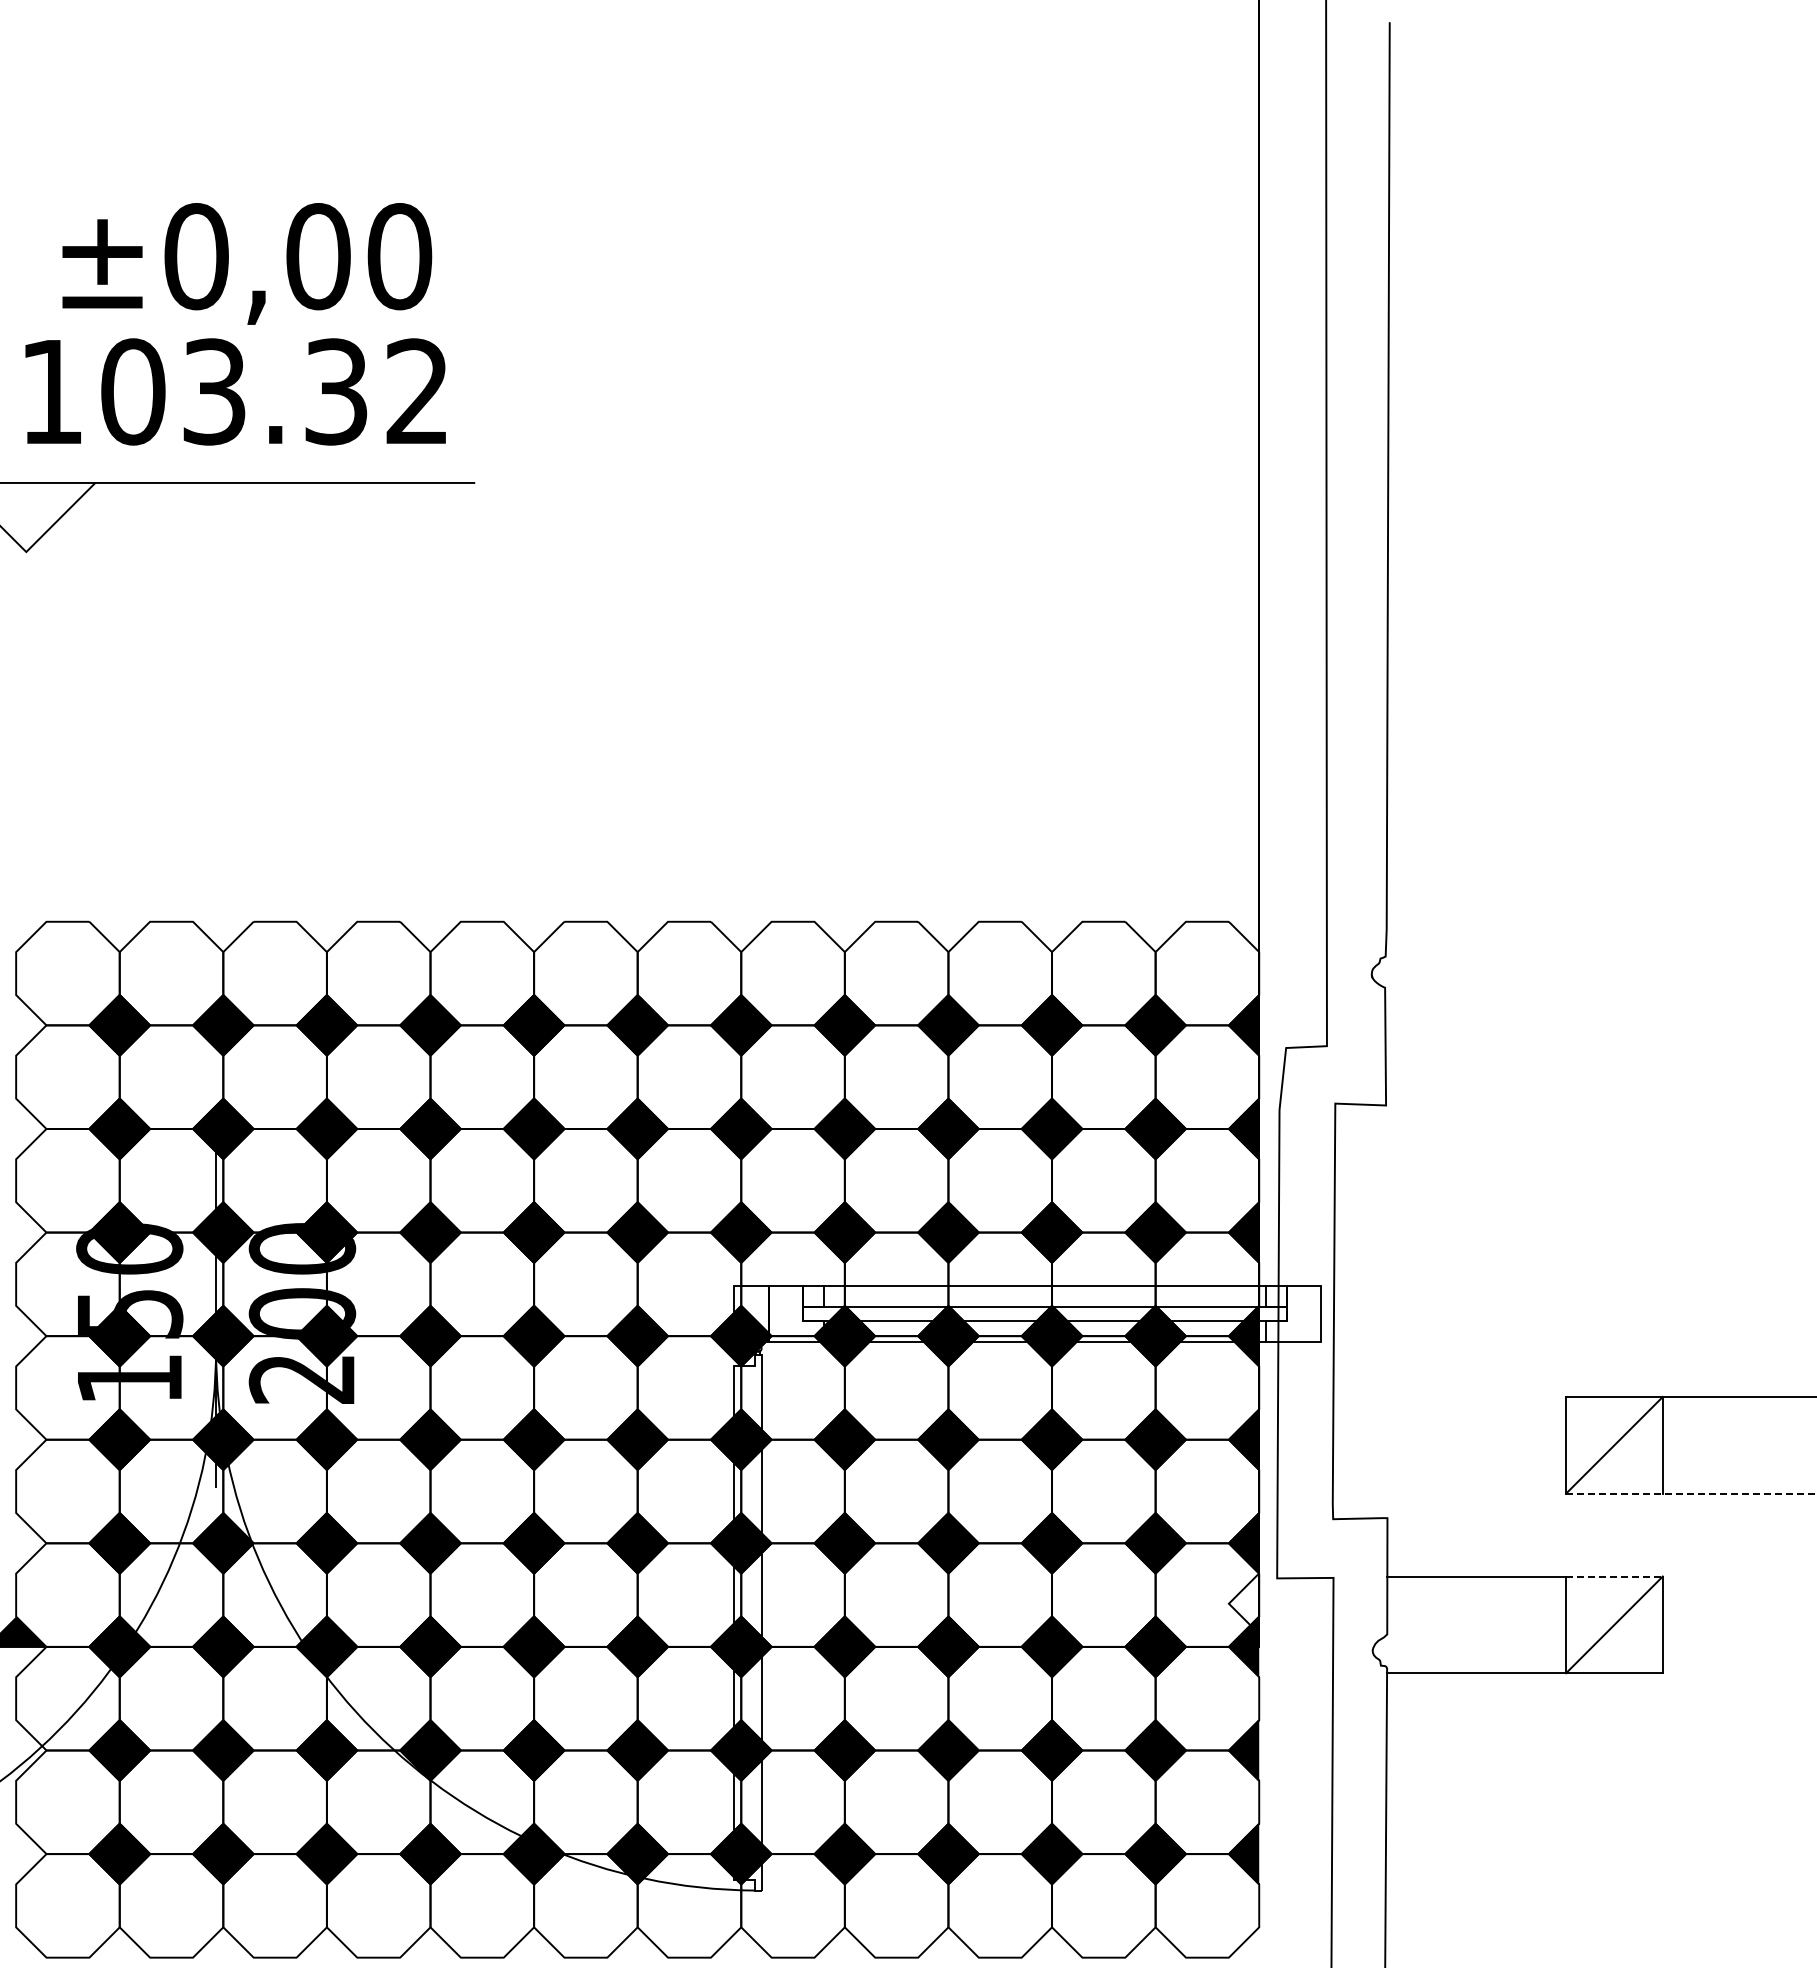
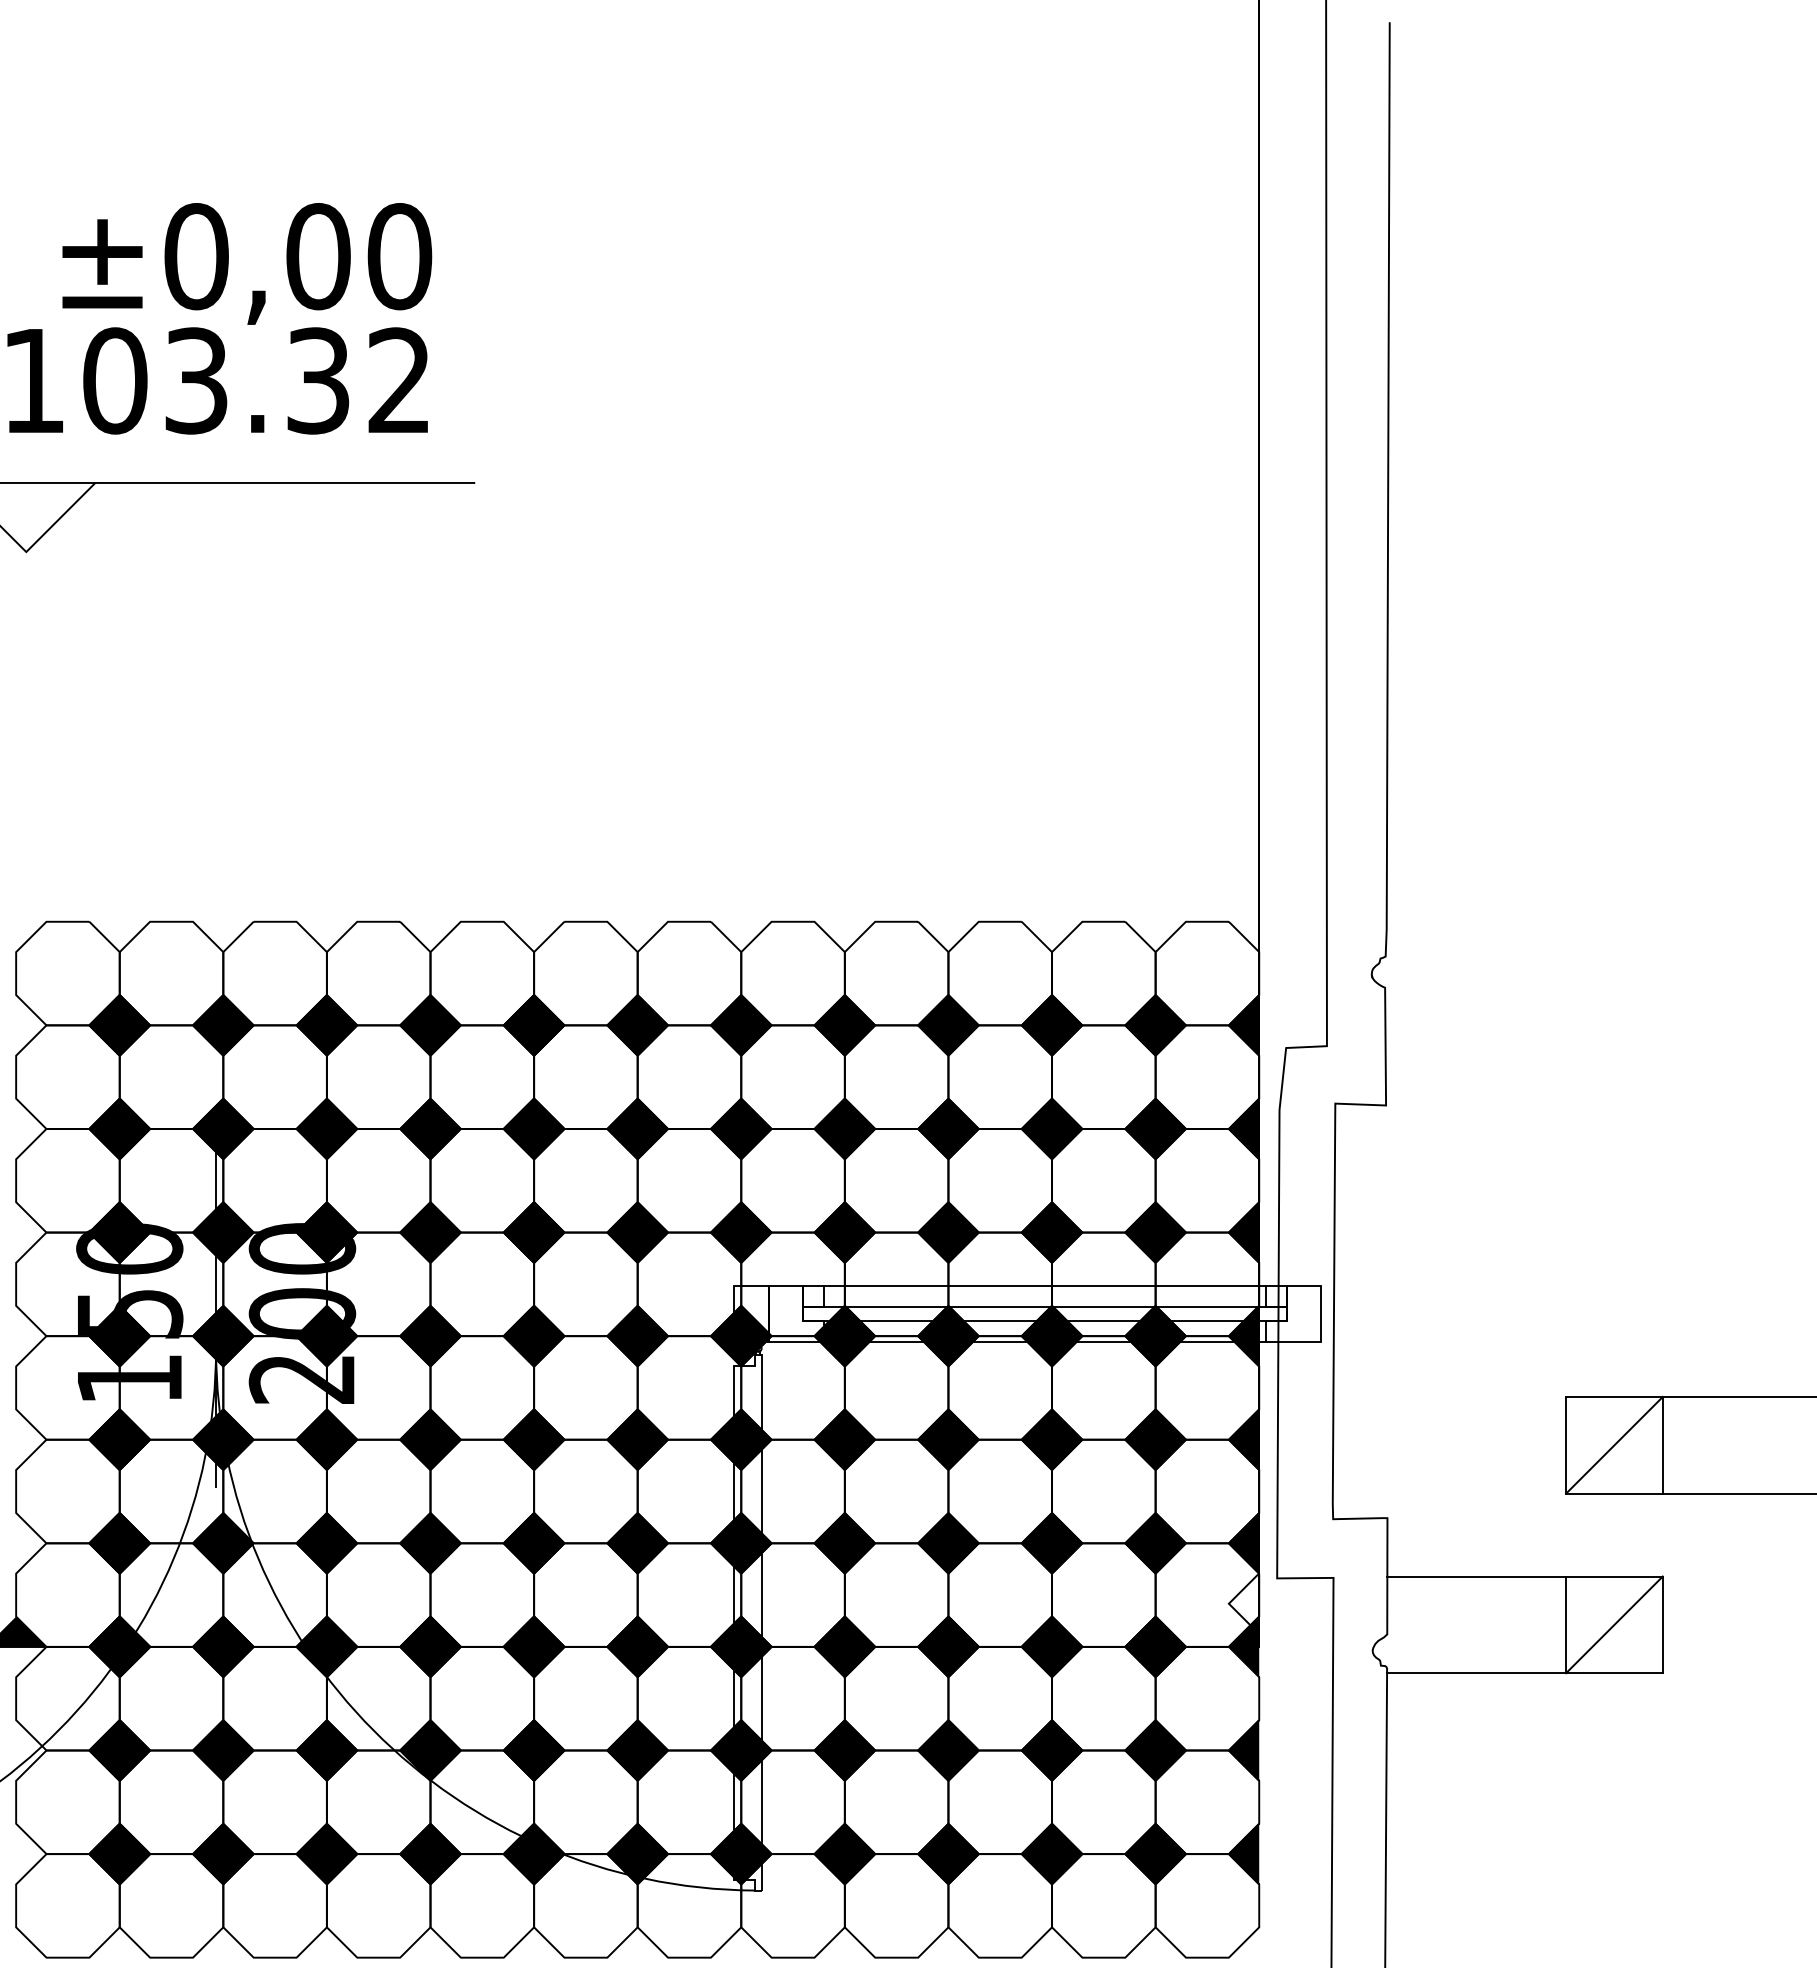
text position: (235, 391) -> (217, 380) (217, 380)
line: dashed -> solid (1691, 1493)
line: dashed -> solid (1614, 1576)
